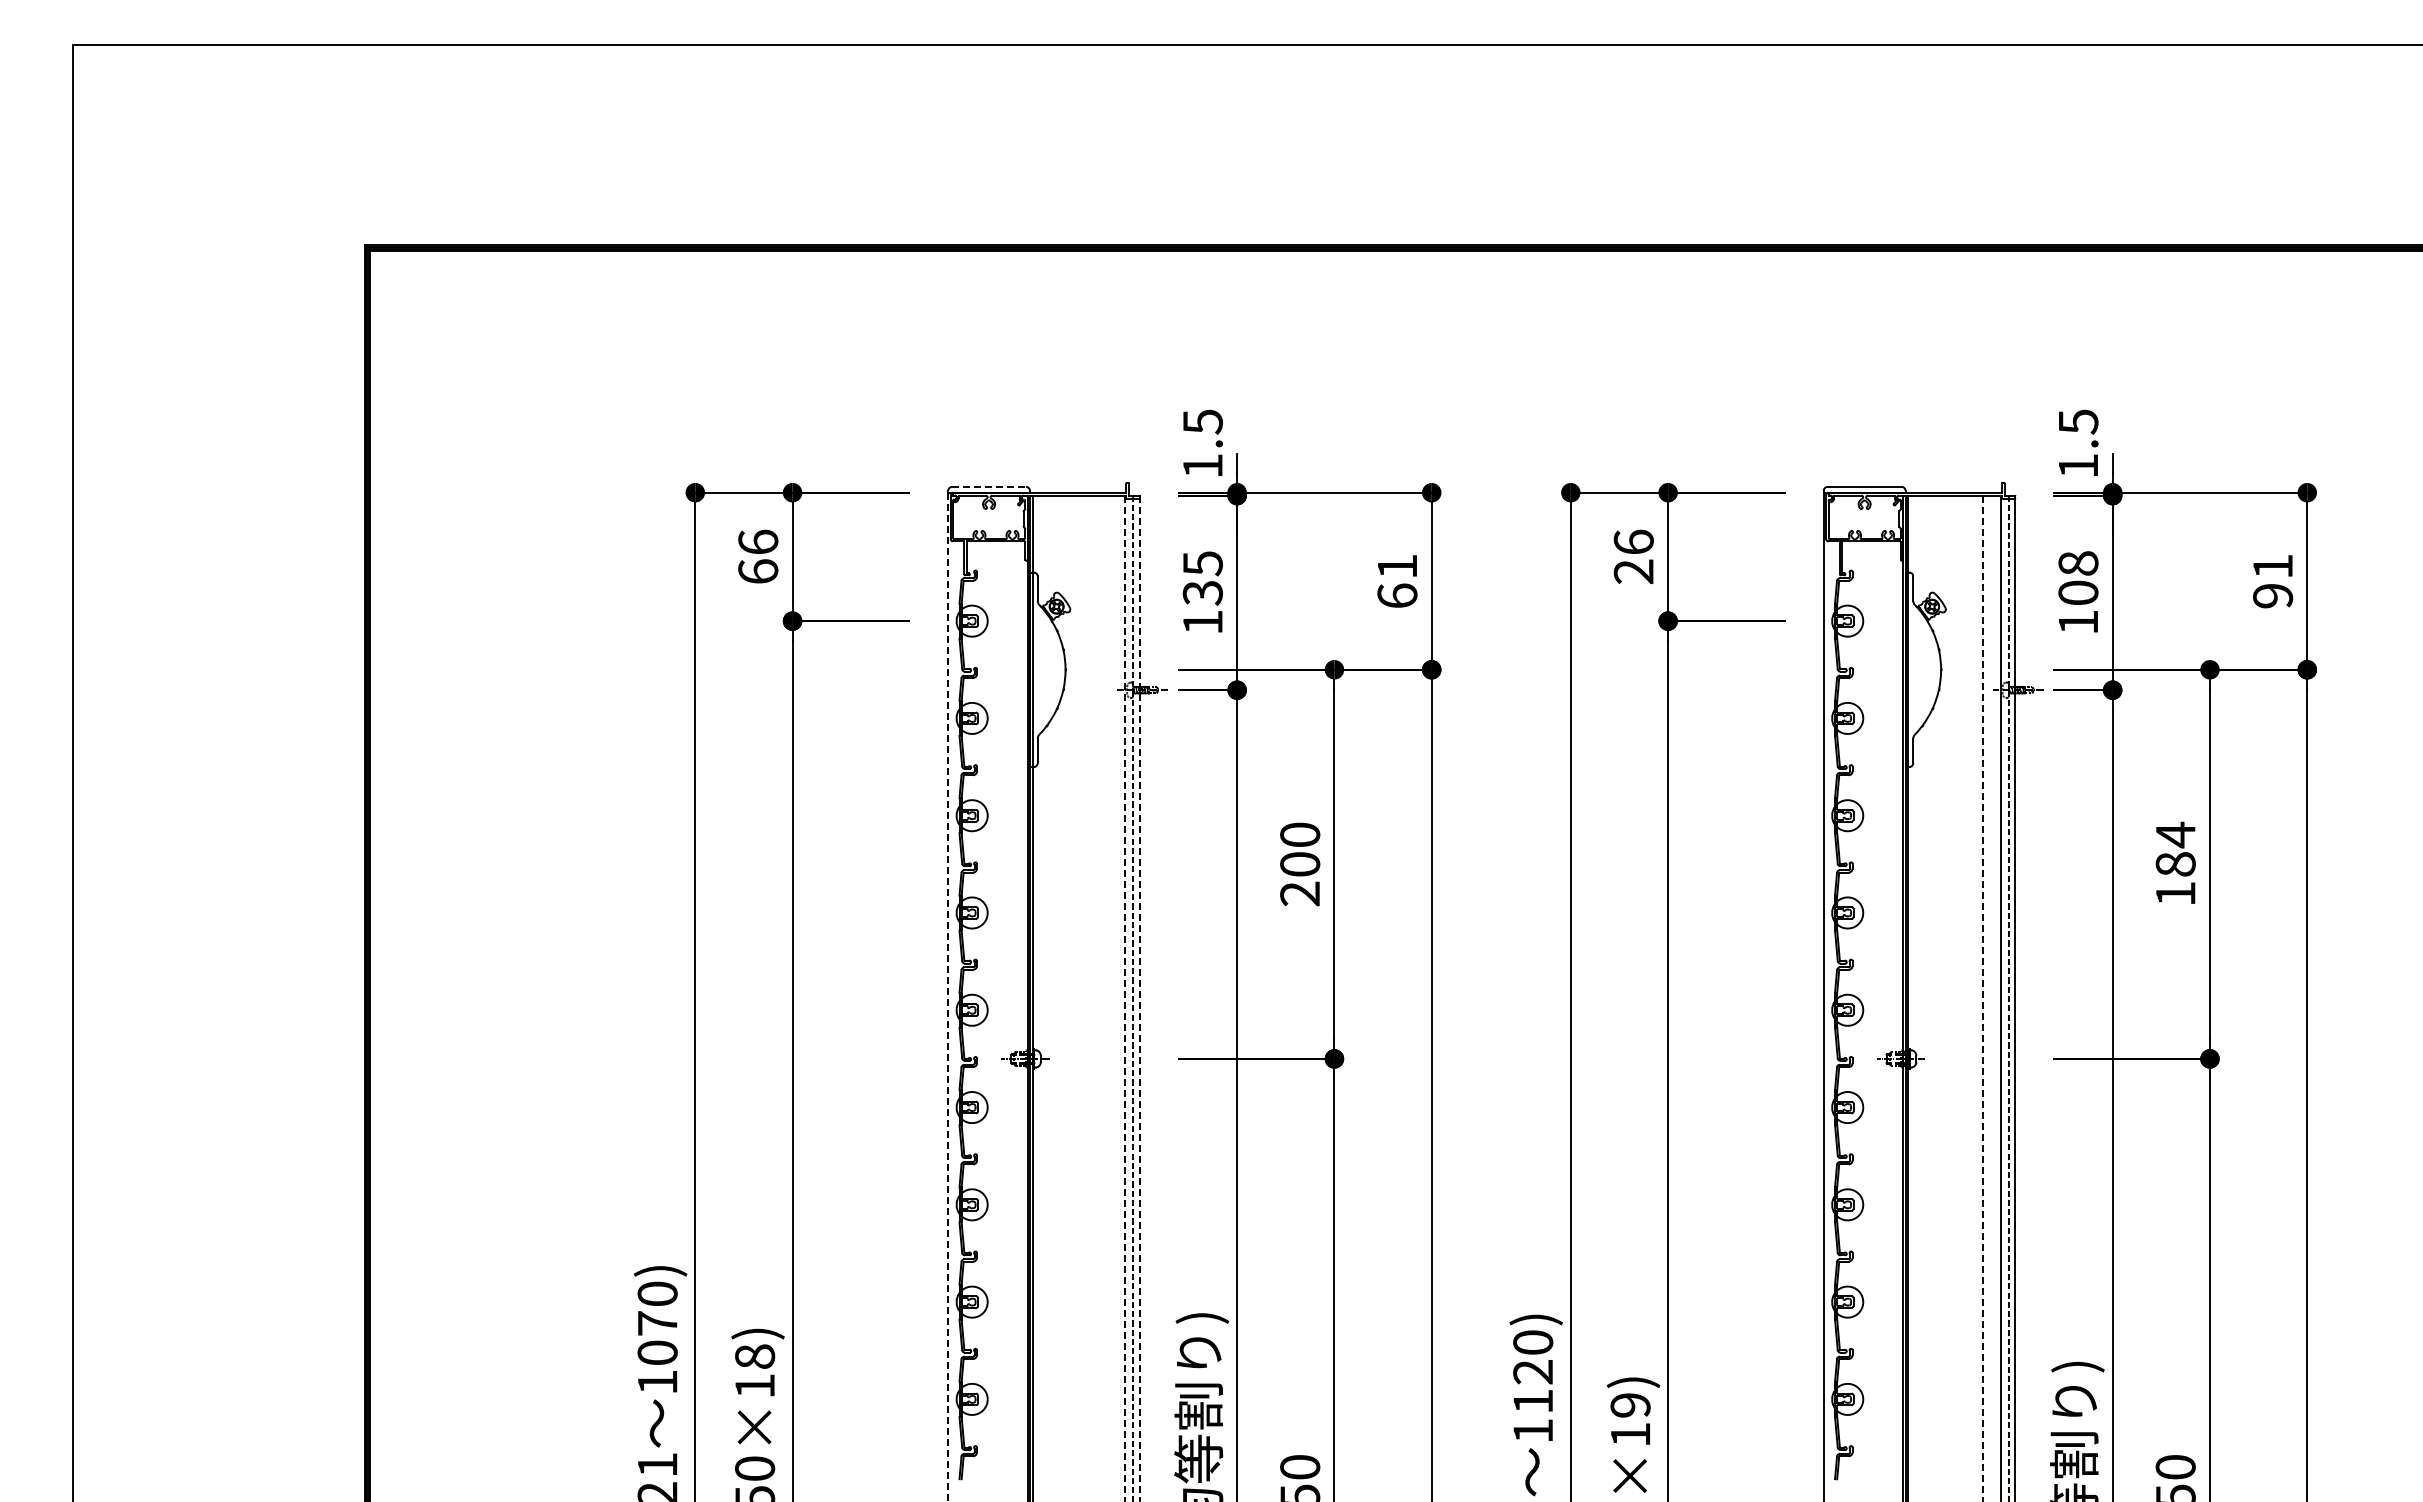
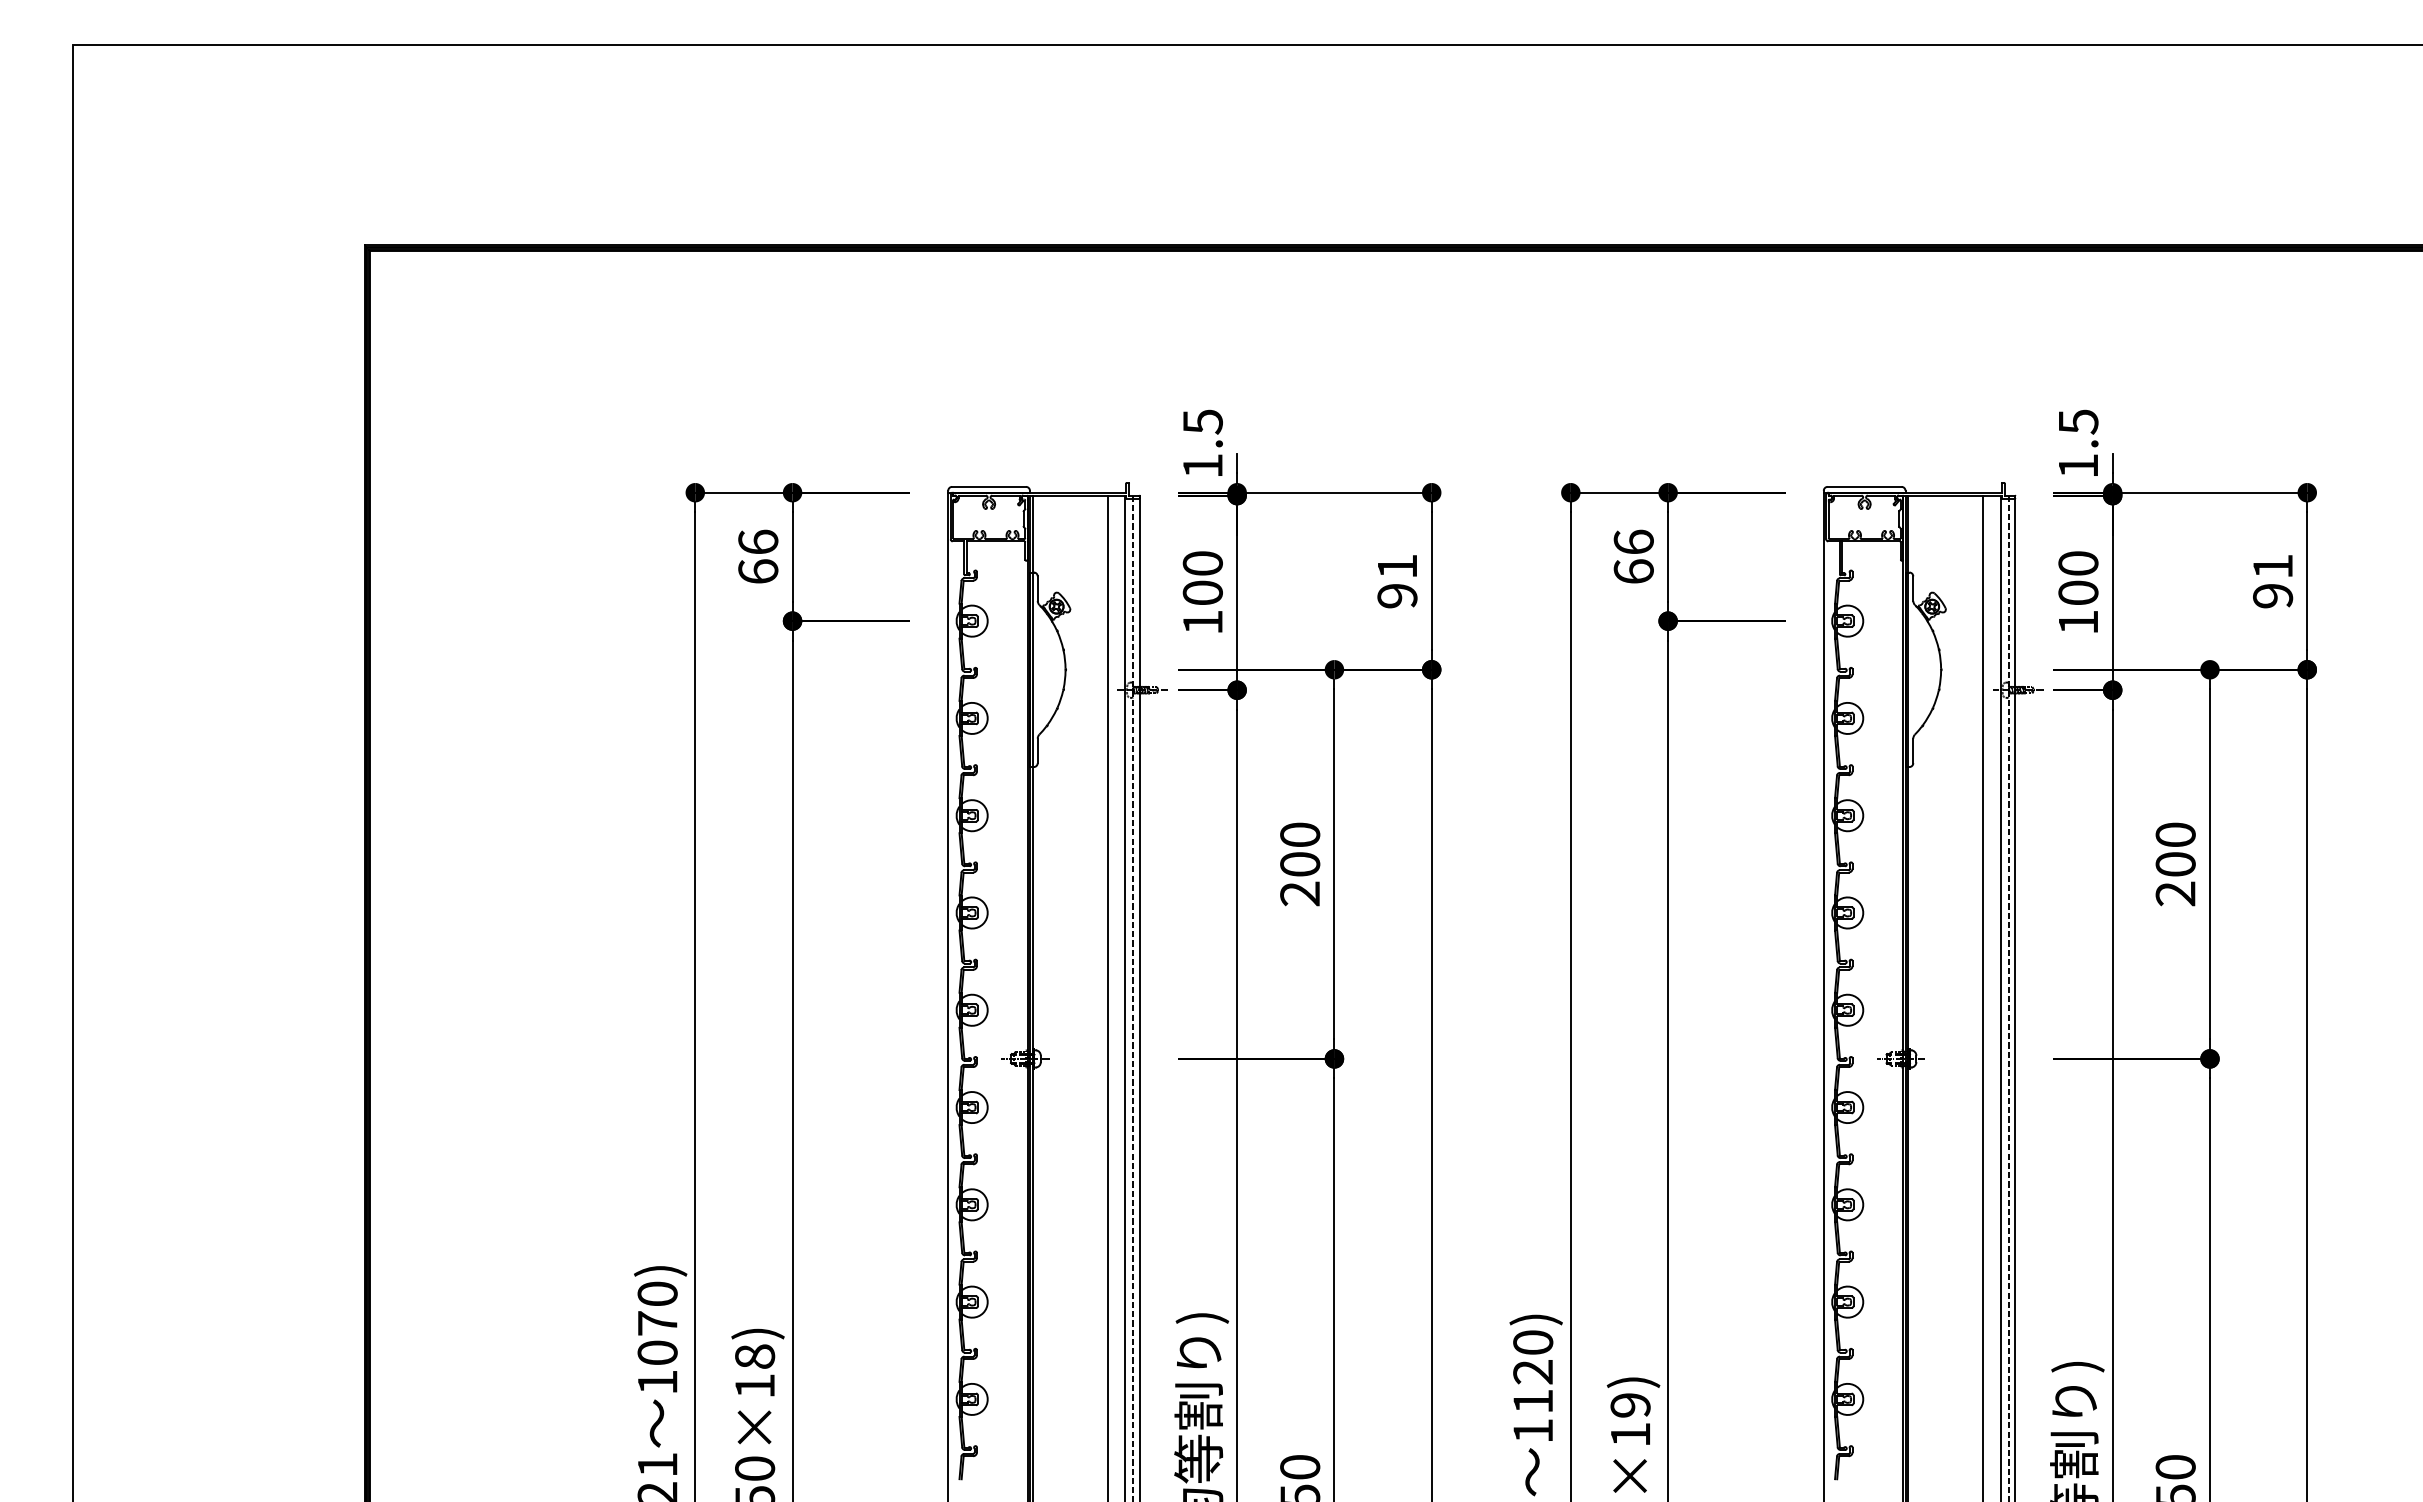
line: dashed -> solid (989, 486)
text: 108 -> 100 (2078, 563)
text: 26 -> 66 (1633, 571)
text: 135 -> 100 (1202, 578)
text: 61 -> 91 (1397, 595)
text: 184 -> 200 (2175, 863)
line: none -> present (1107, 996)
line: dashed -> solid (948, 997)
line: dashed -> solid (1125, 998)
line: dashed -> solid (1139, 998)
line: dashed -> solid (1983, 998)
